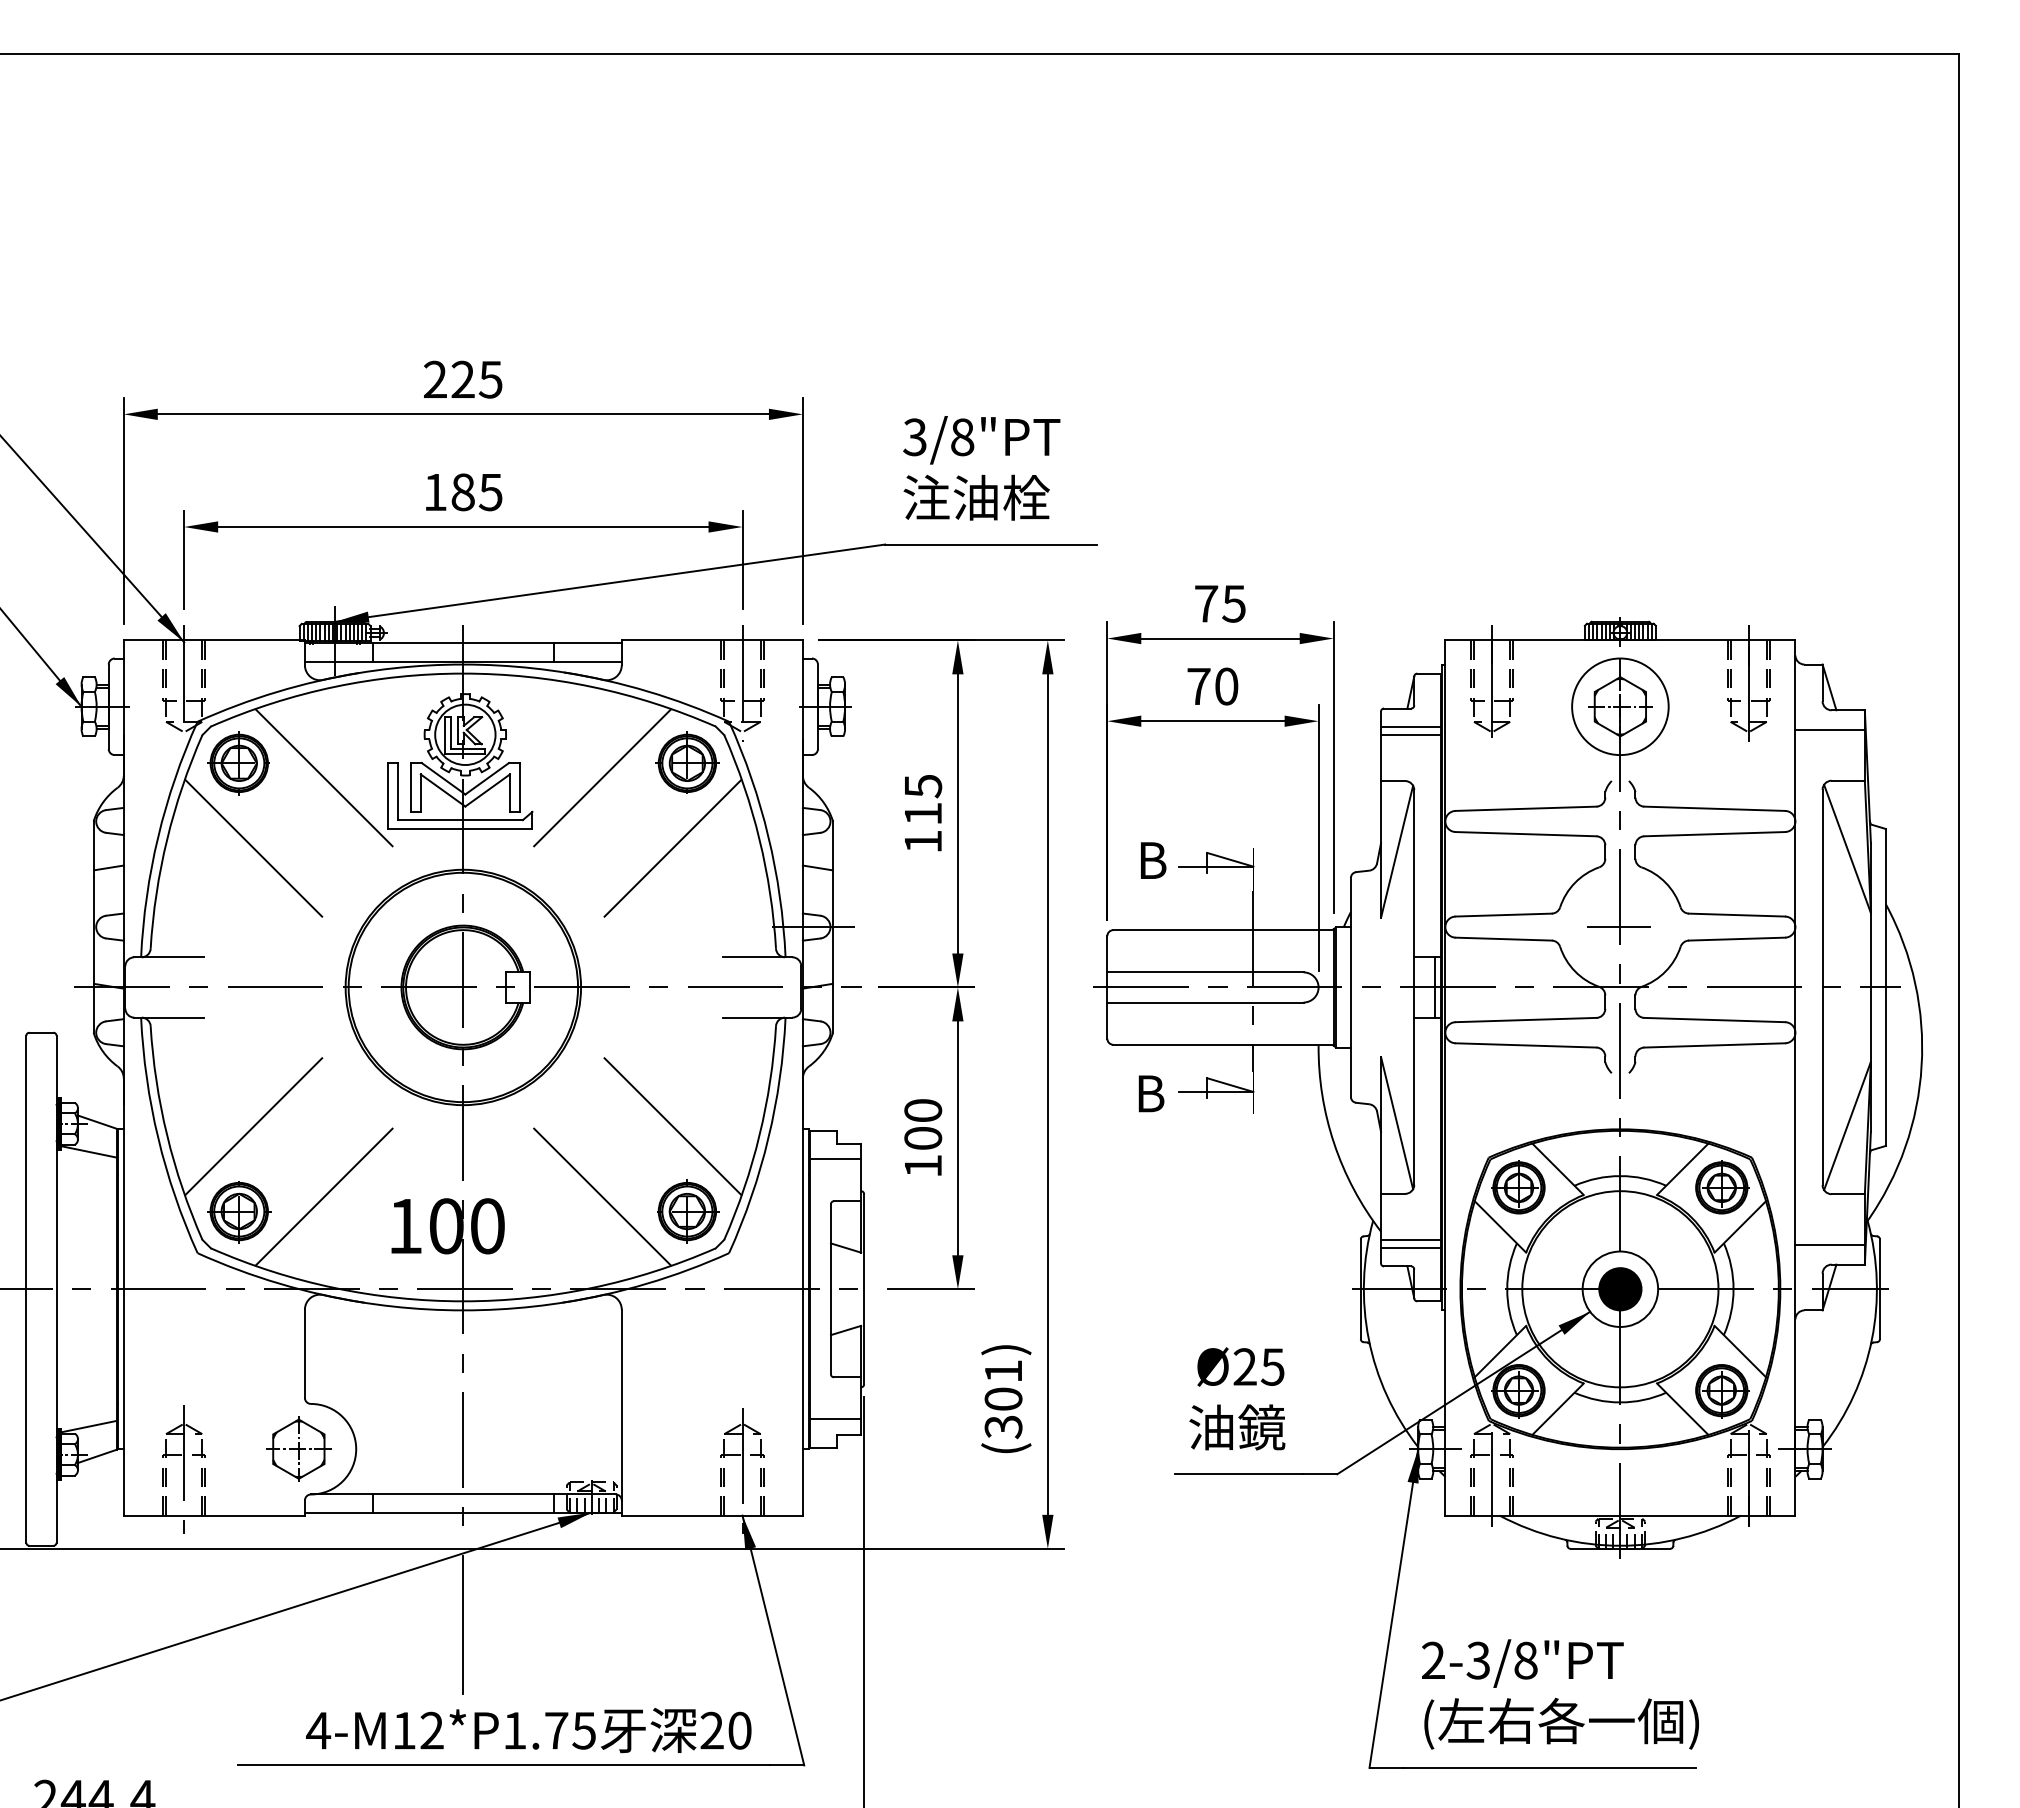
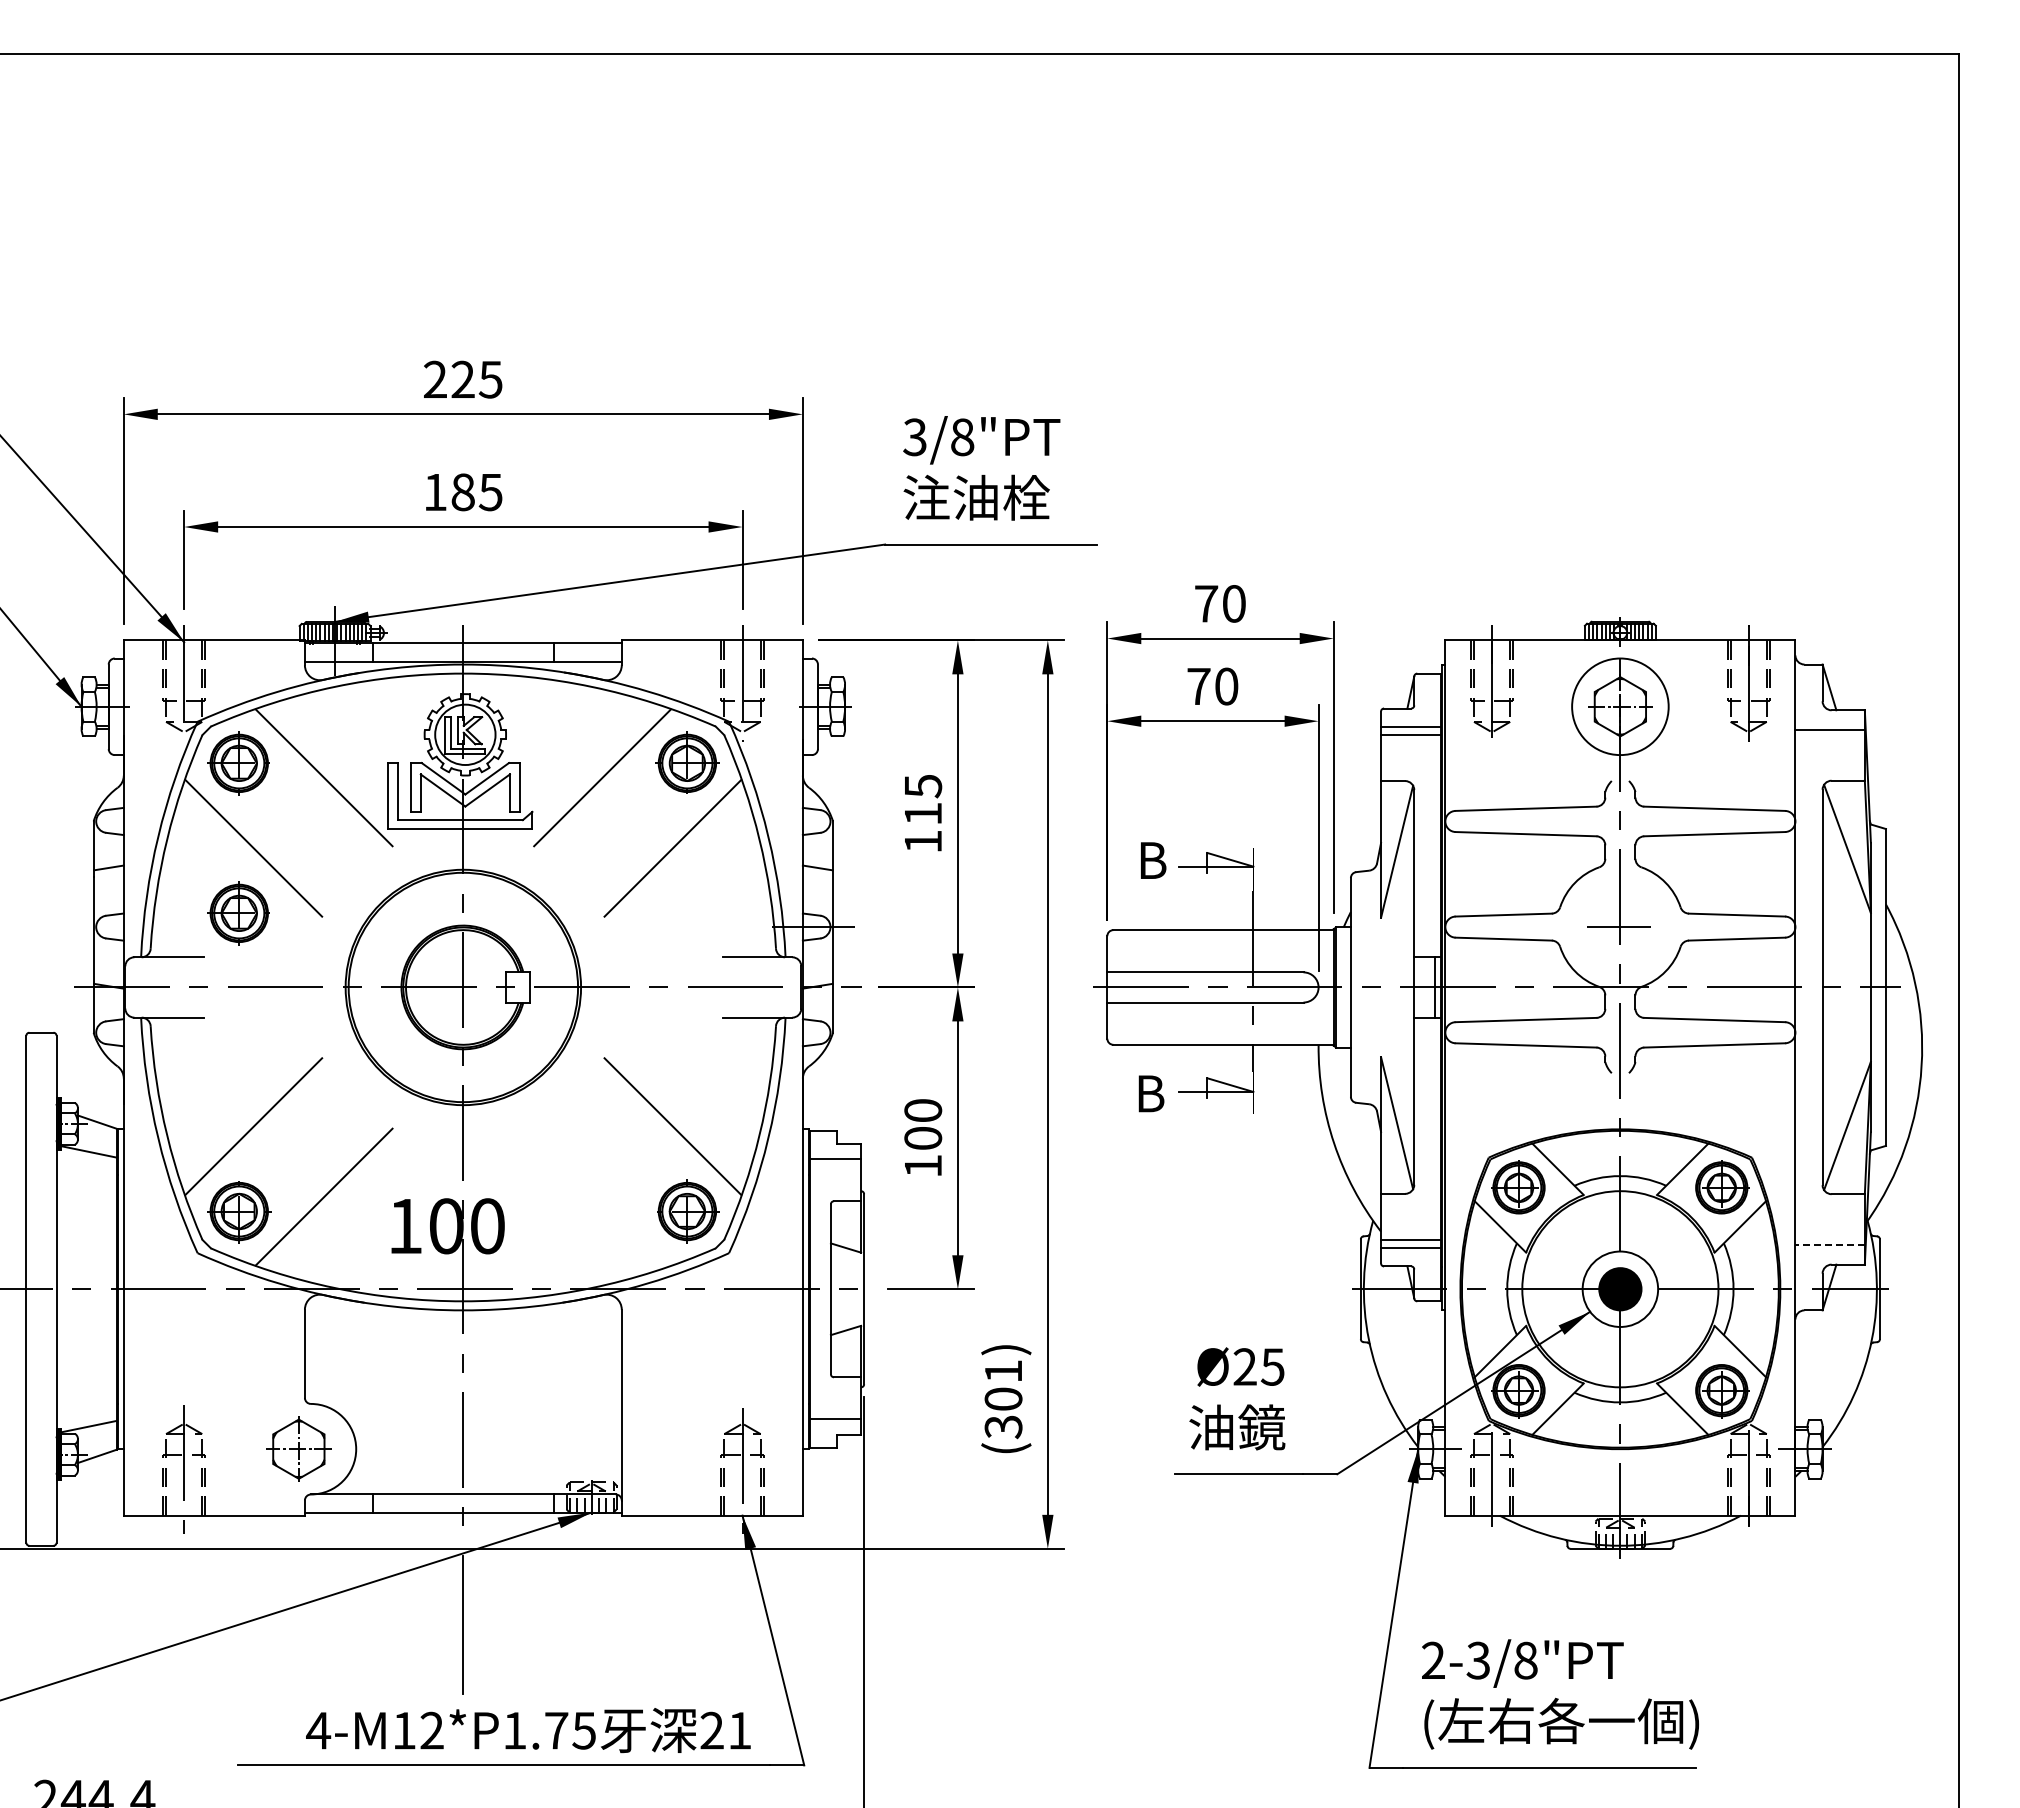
text: 75 -> 70 (1233, 603)
part: none -> present (238, 913)
line: present -> none (602, 1196)
line: solid -> dashed (1830, 1244)
text: 20 -> 21 (739, 1730)
